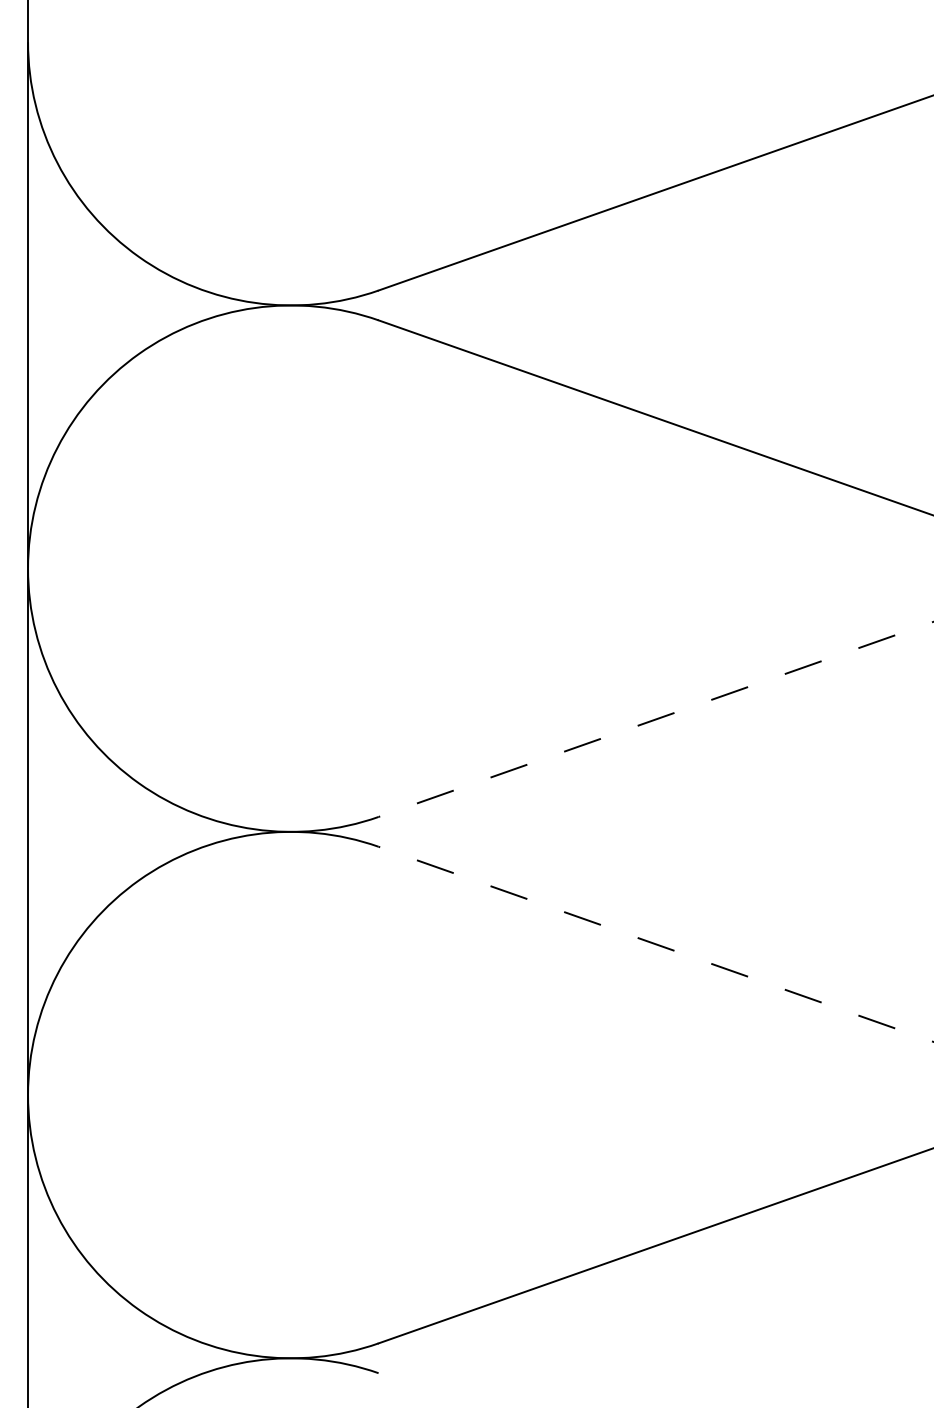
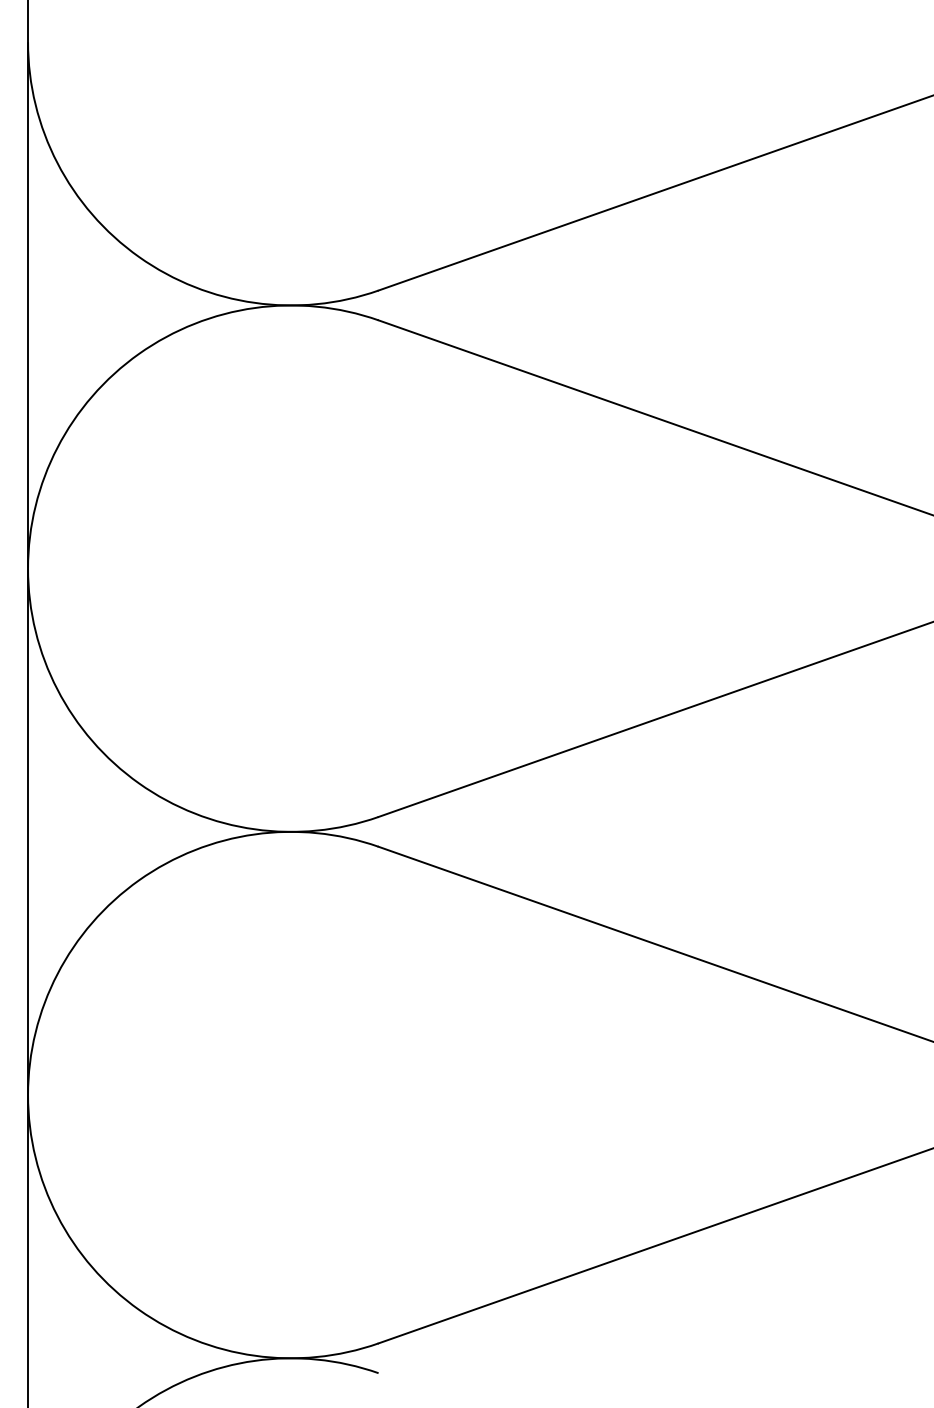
line: dashed -> solid (655, 719)
line: dashed -> solid (655, 944)
